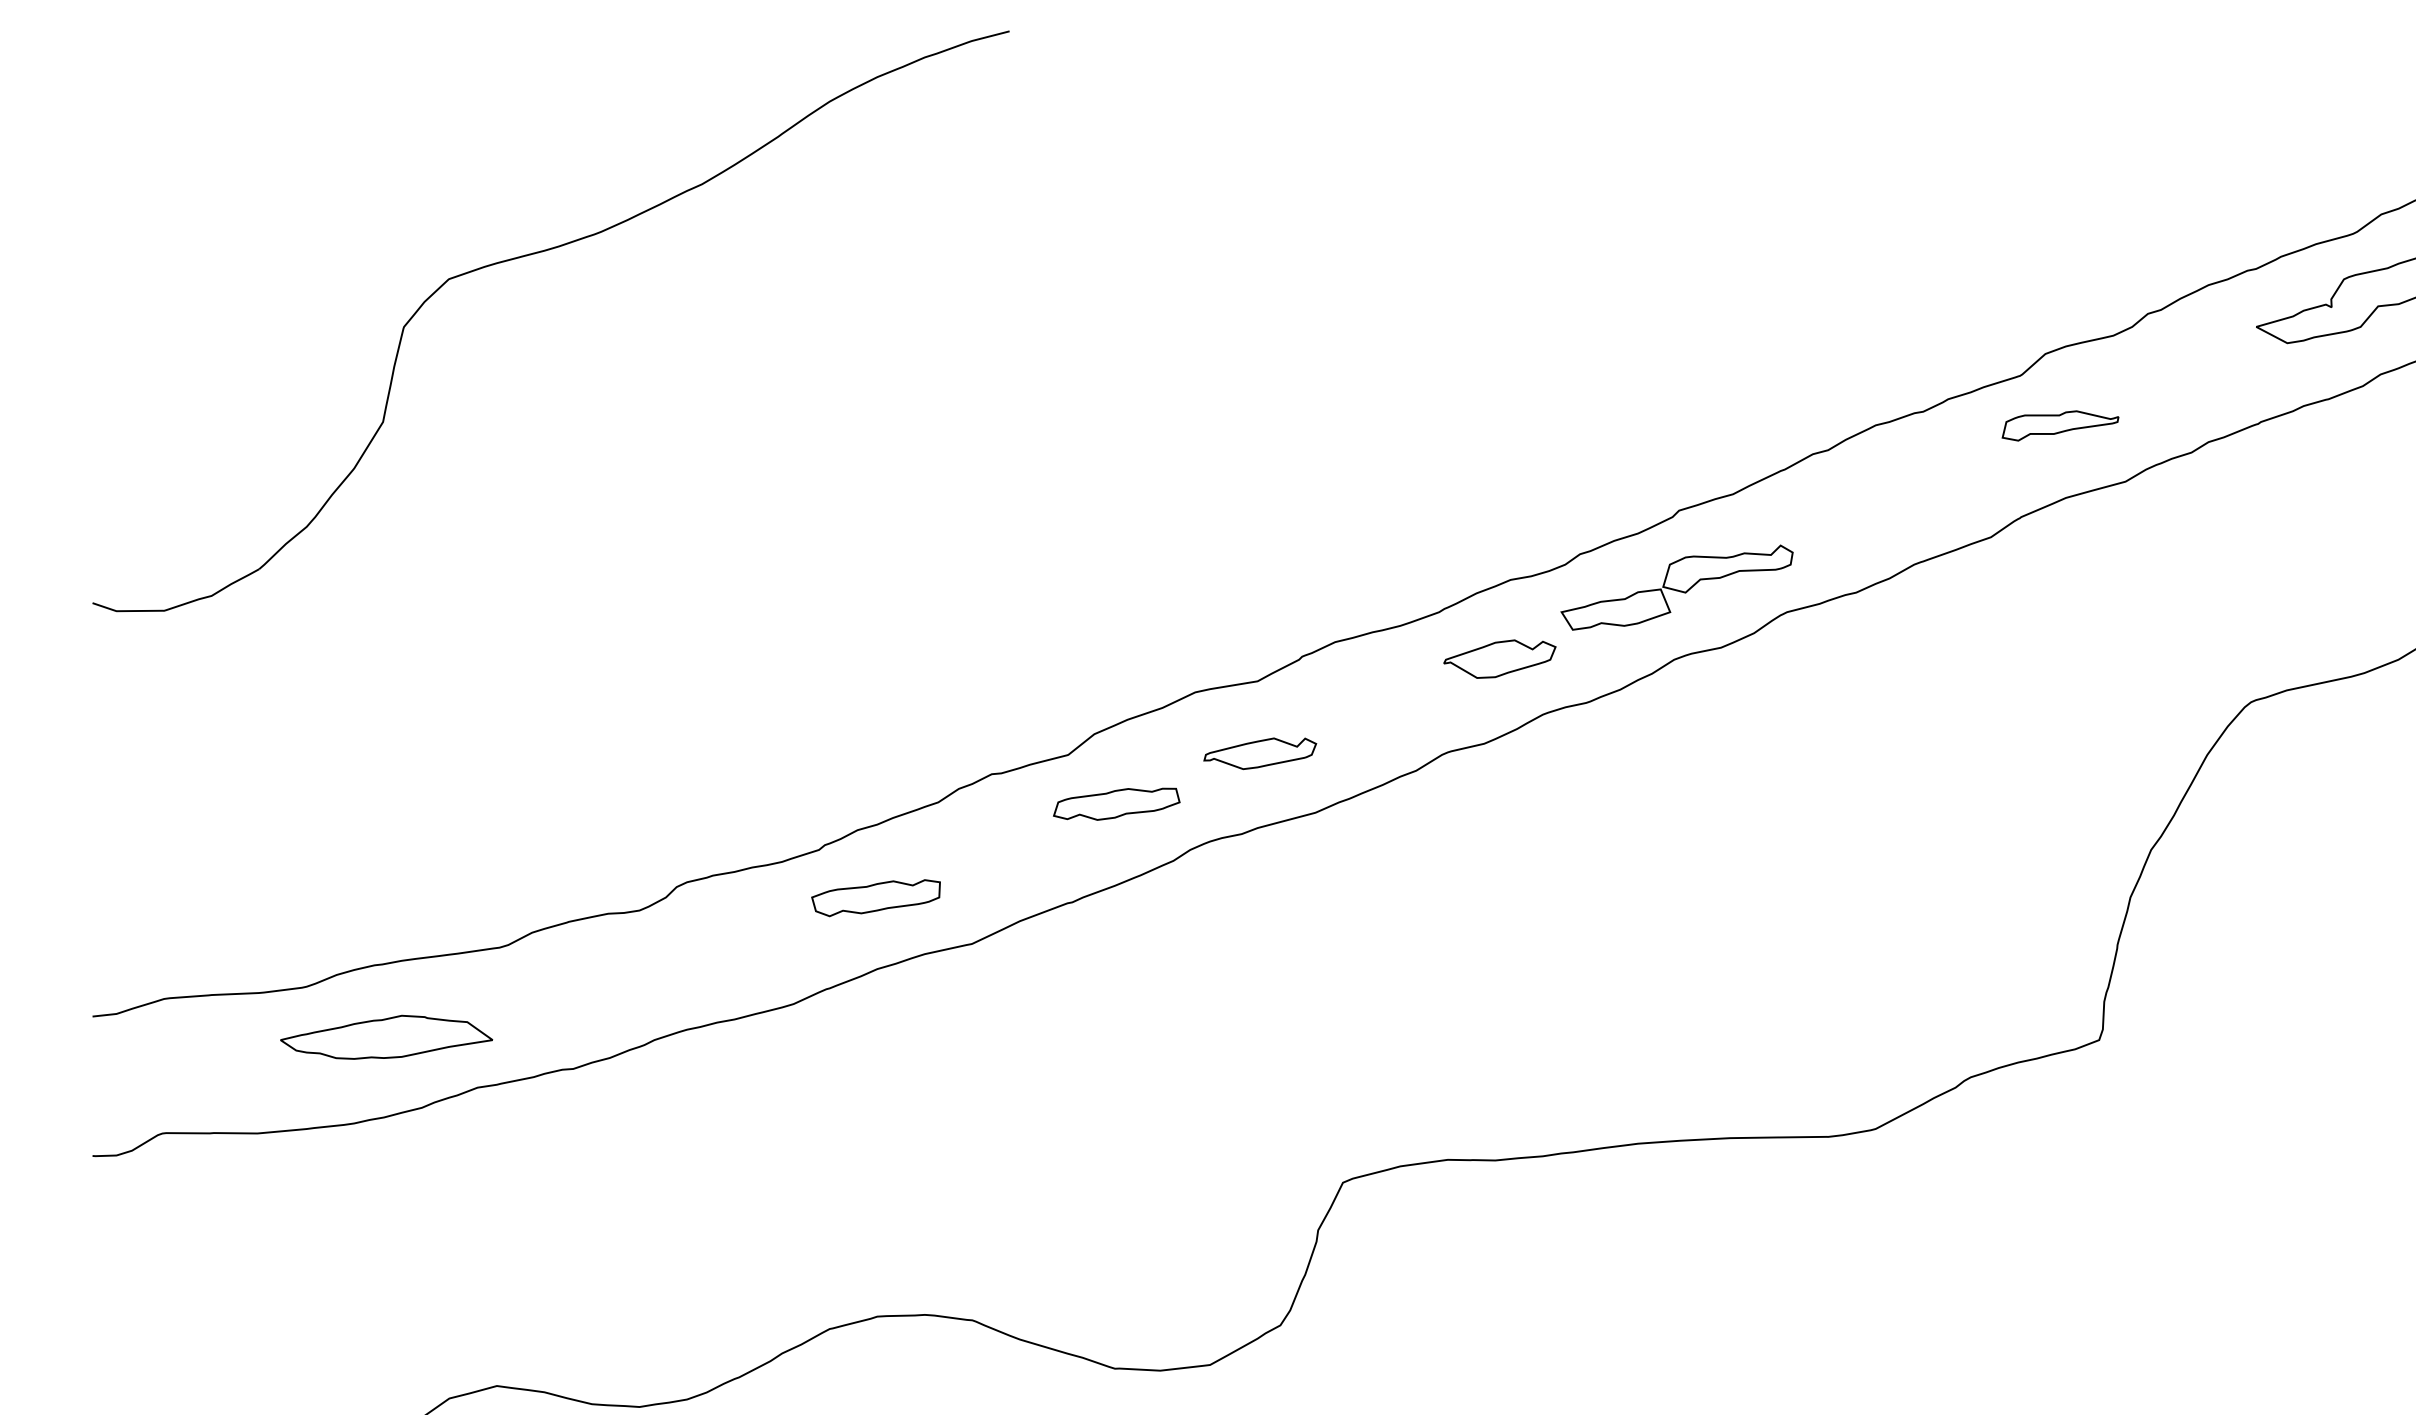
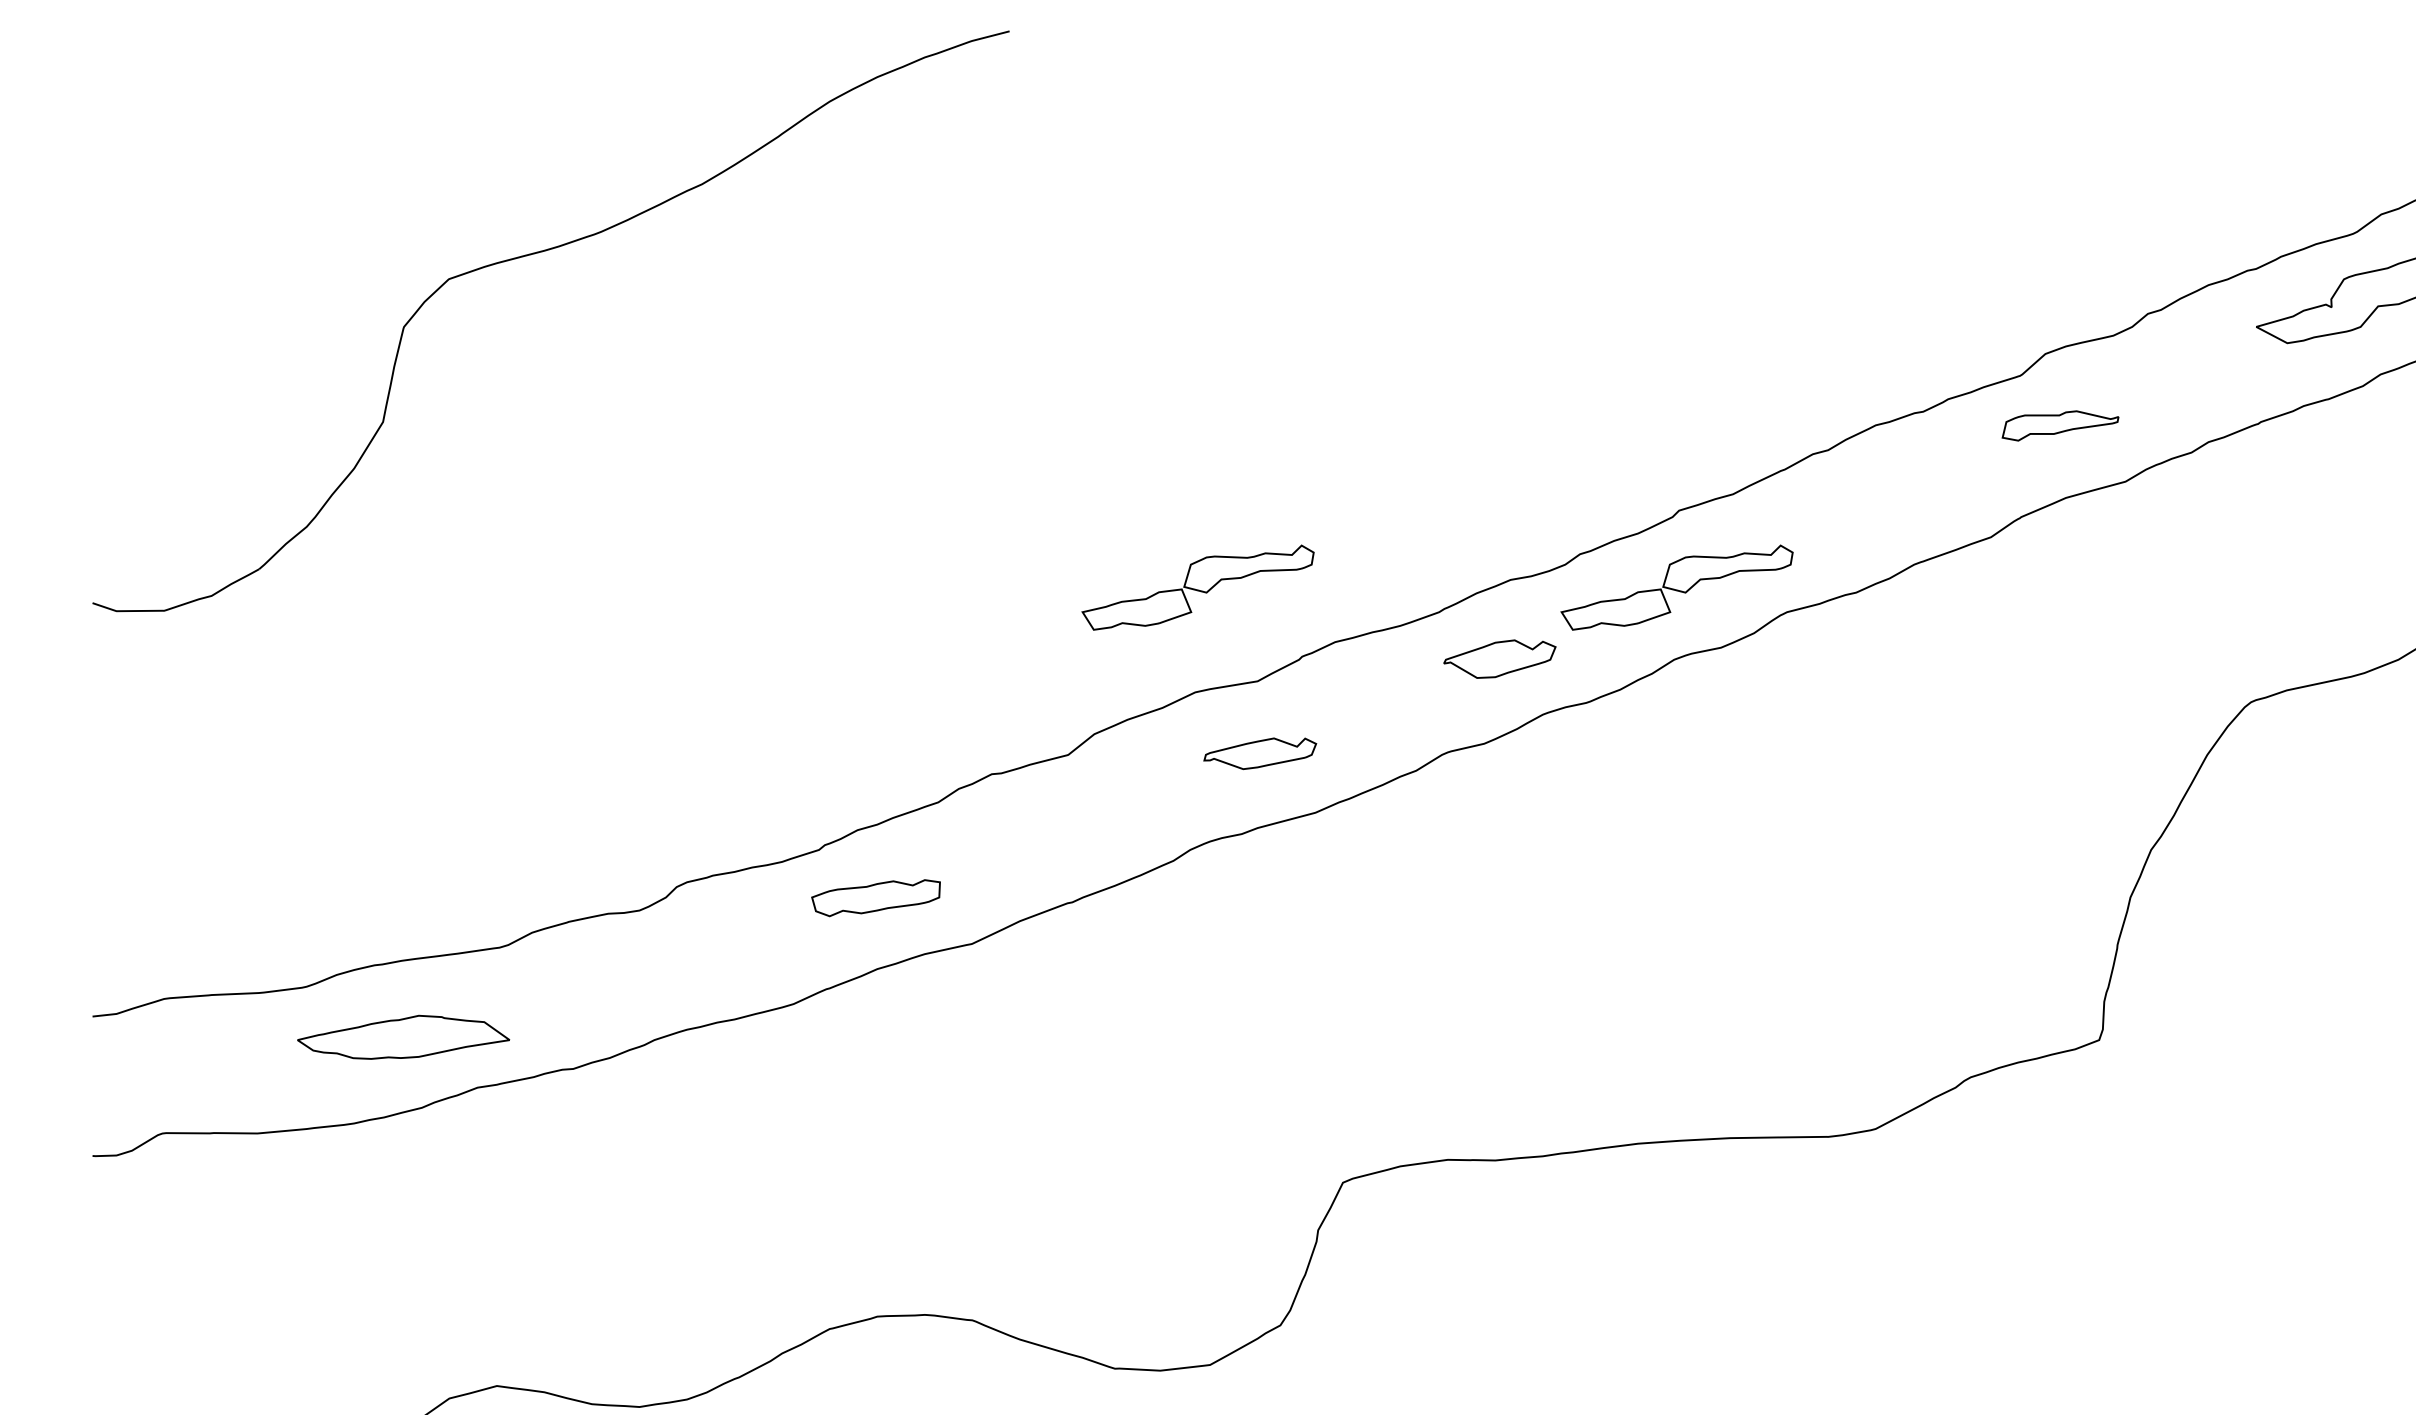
part: none -> present (1197, 587)
part: present -> none (1116, 803)
part position: (386, 1036) -> (403, 1036) (403, 1036)
